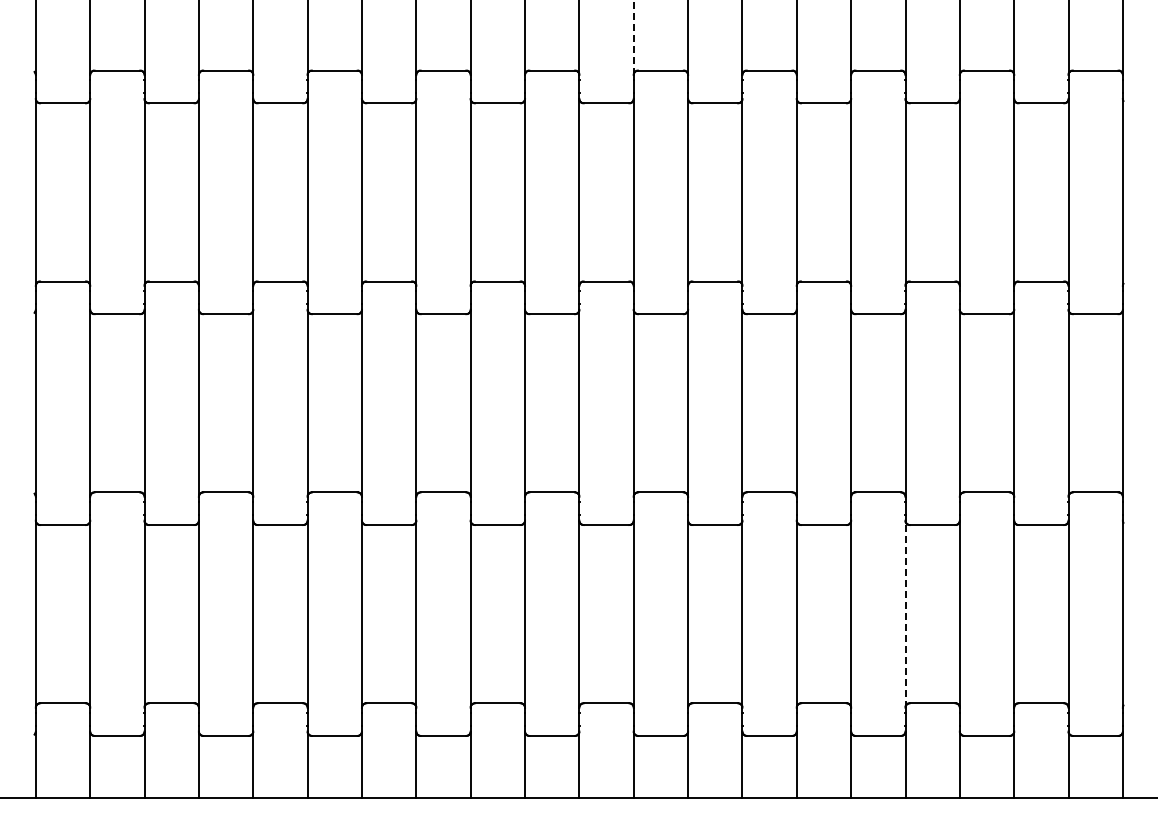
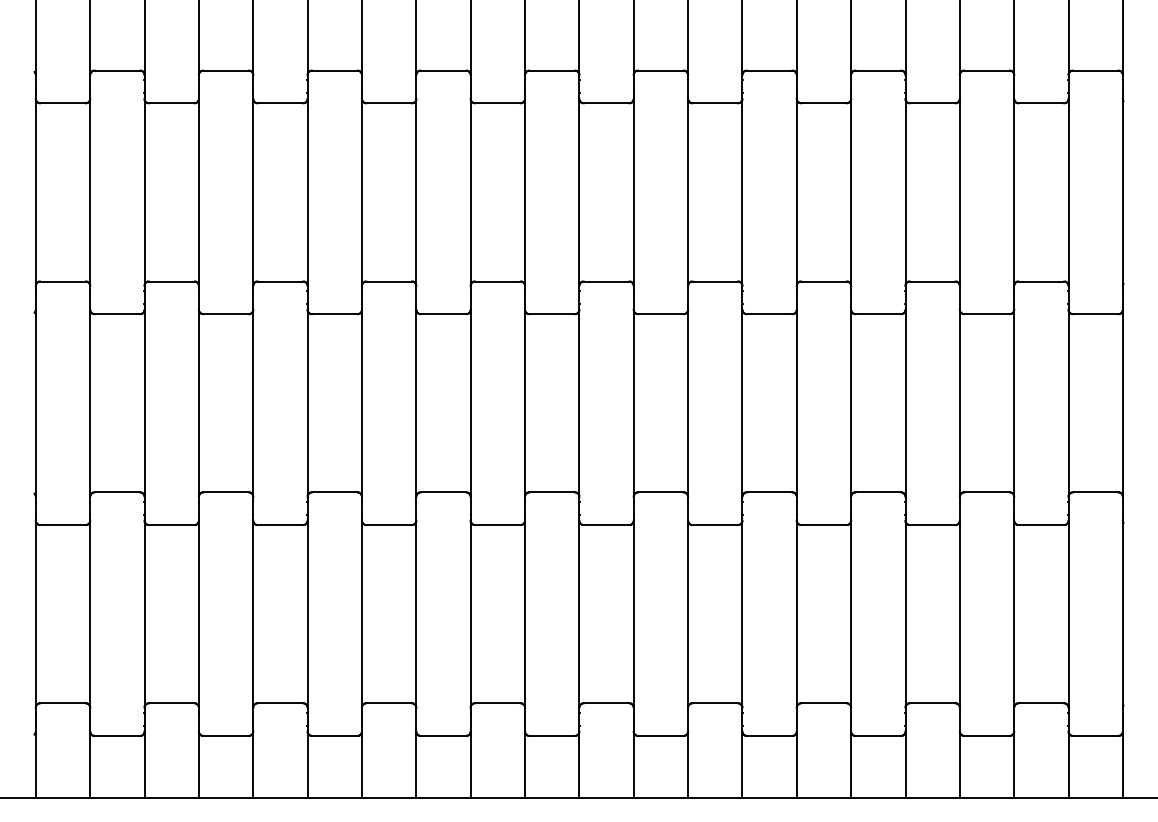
line: dashed -> solid (633, 37)
line: dashed -> solid (905, 614)
